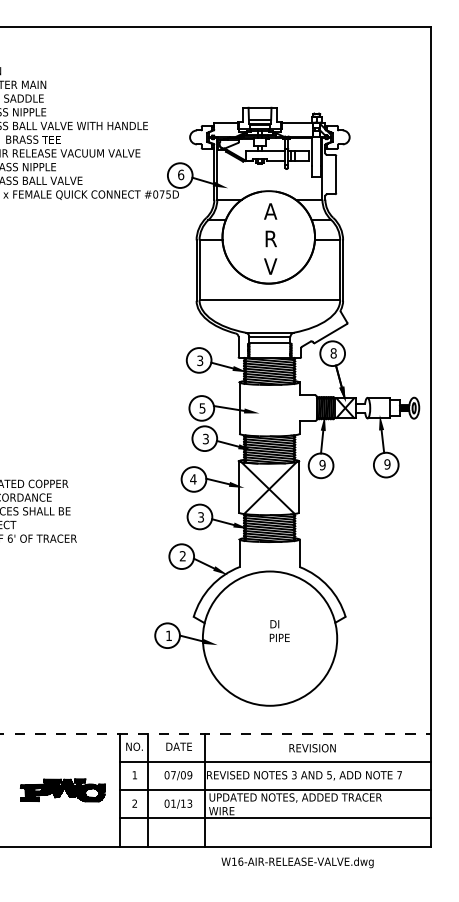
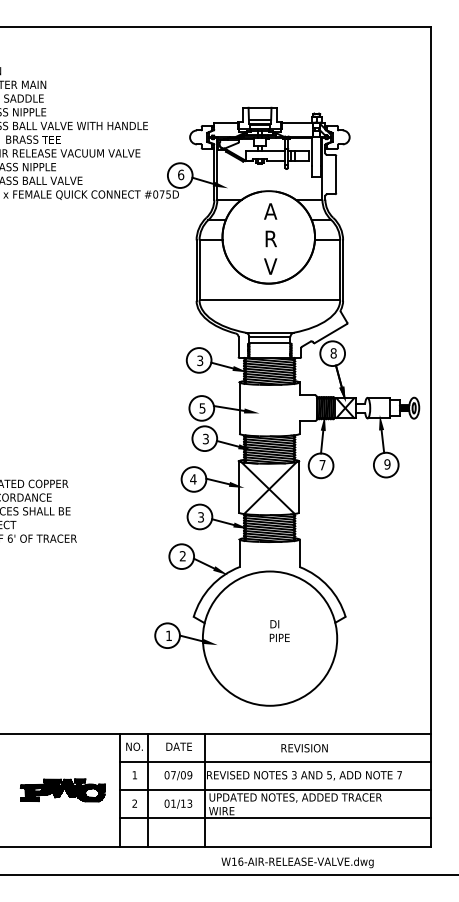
text: 9 -> 7 (322, 464)
line: dashed -> solid (215, 733)
text position: (312, 748) -> (304, 748) (304, 748)
line: none -> present (228, 874)
